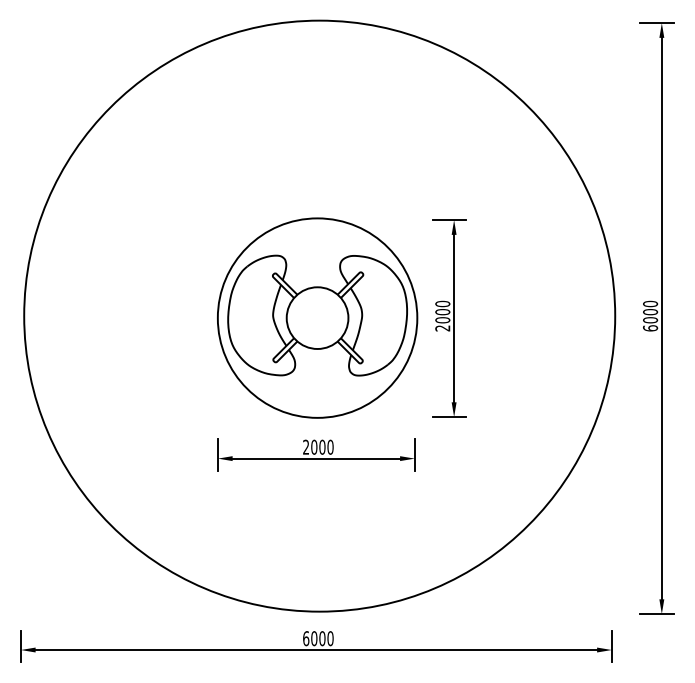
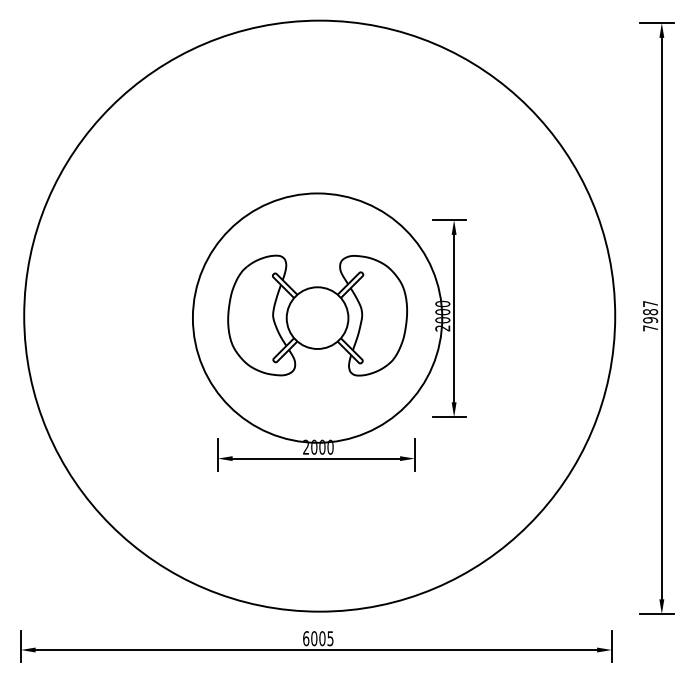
text: 6000 -> 7987 (650, 315)
circle diameter: 199 px -> 249 px (317, 317)
text: 6000 -> 6005 (330, 638)
